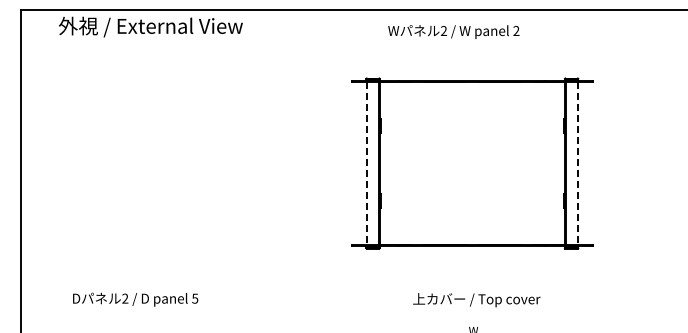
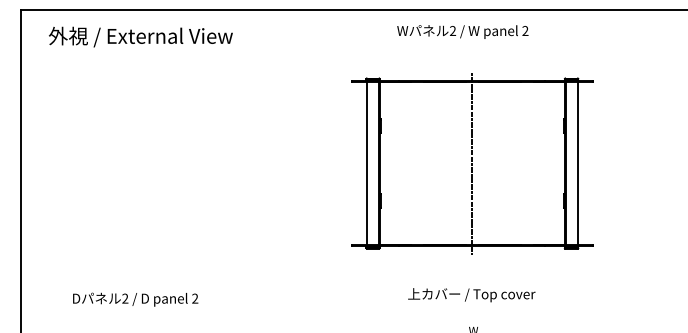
text position: (150, 26) -> (140, 36) (140, 36)
text position: (453, 31) -> (462, 31) (462, 31)
line: none -> present (472, 163)
line: dashed -> solid (367, 164)
line: dashed -> solid (577, 164)
text: 5 -> 2 (195, 298)
text position: (476, 300) -> (471, 295) (471, 295)
